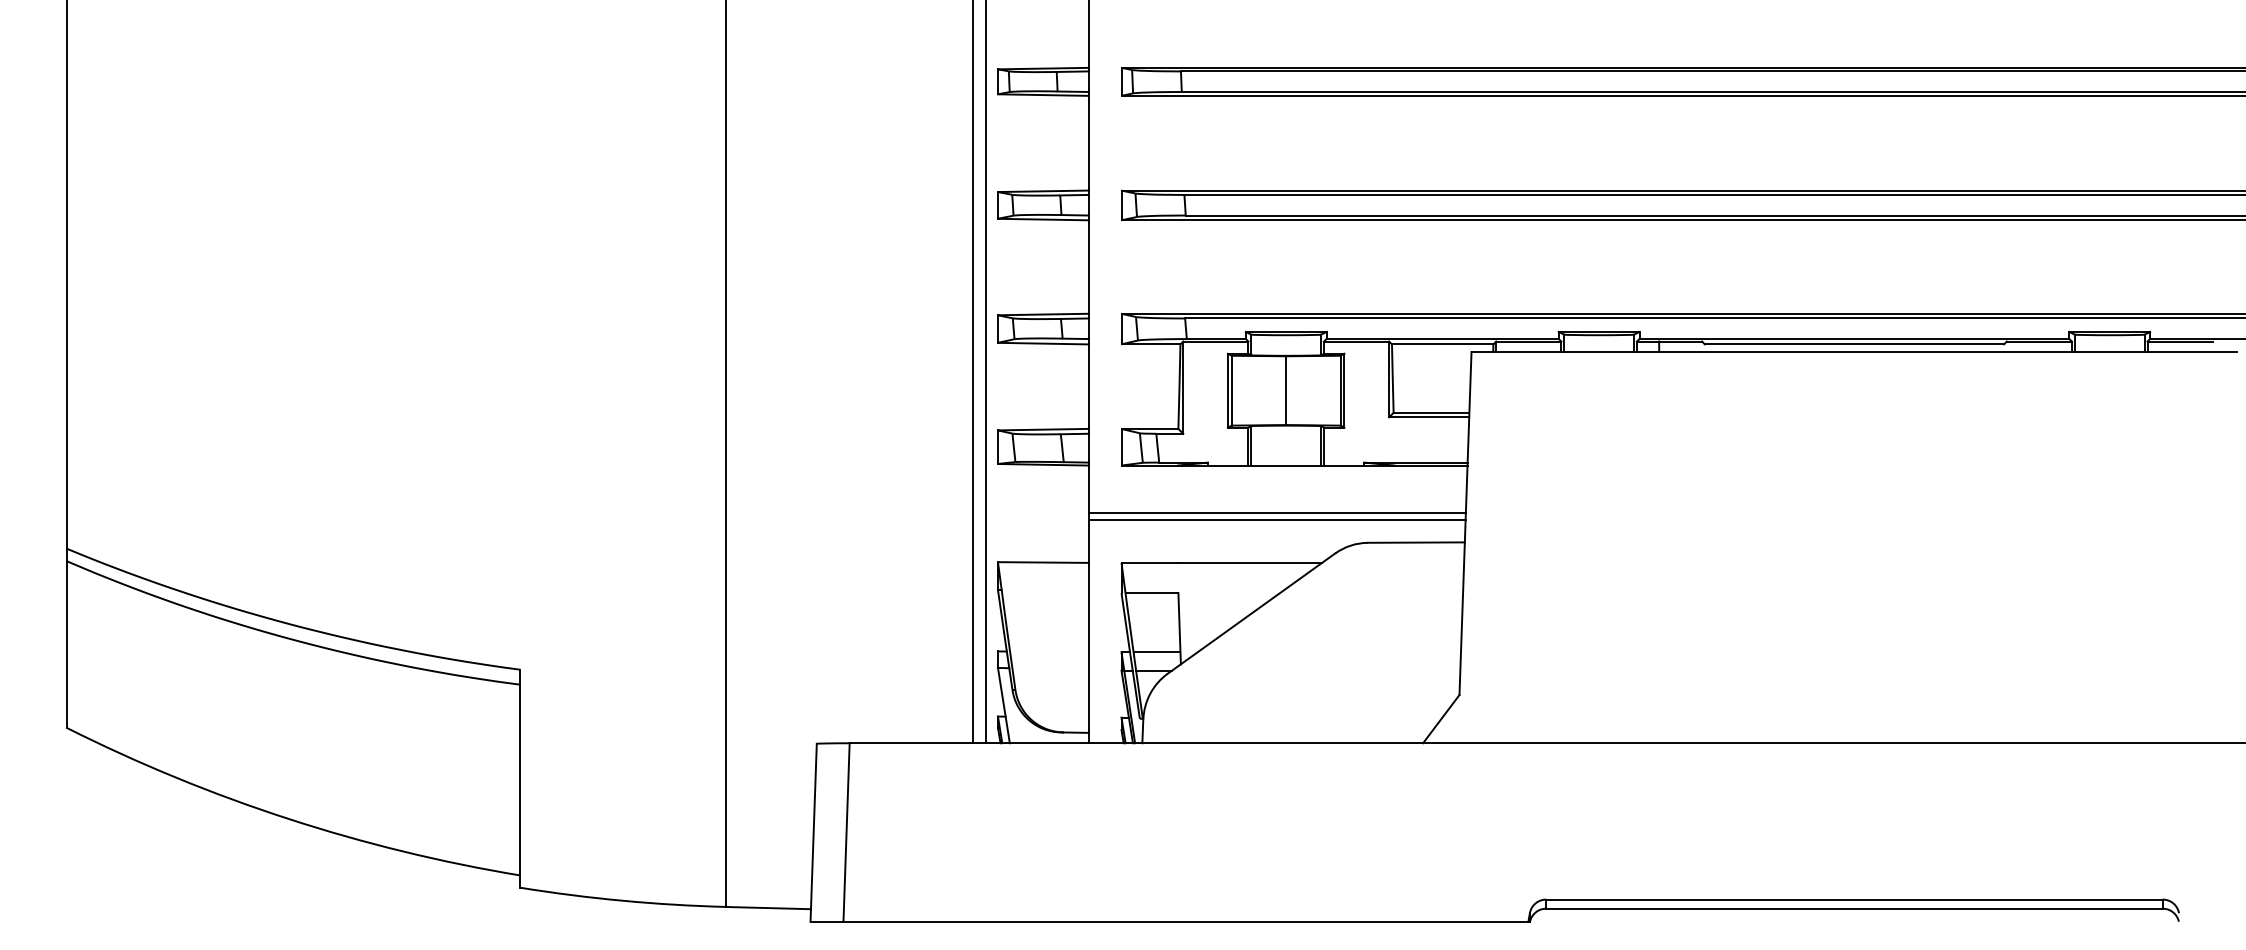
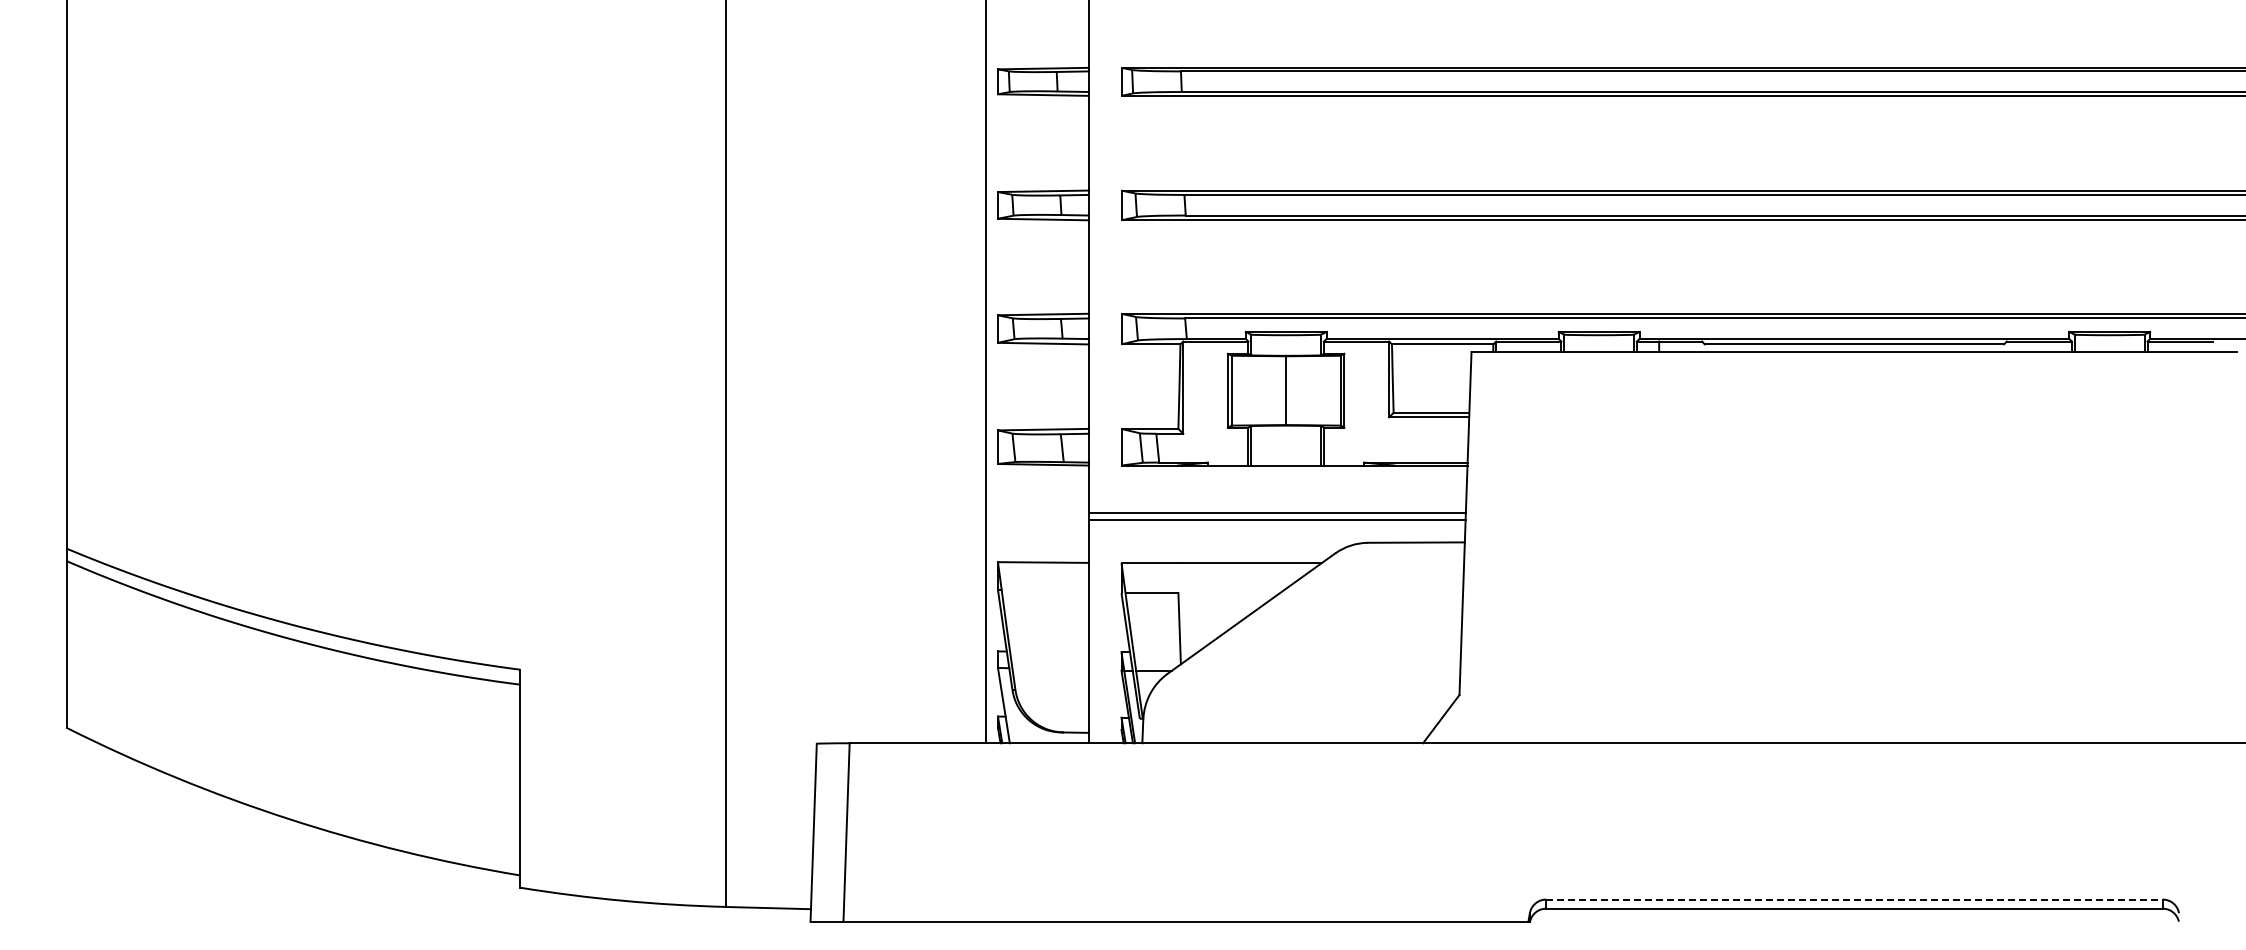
line: present -> none (973, 372)
line: present -> none (1156, 652)
line: solid -> dashed (1854, 899)
